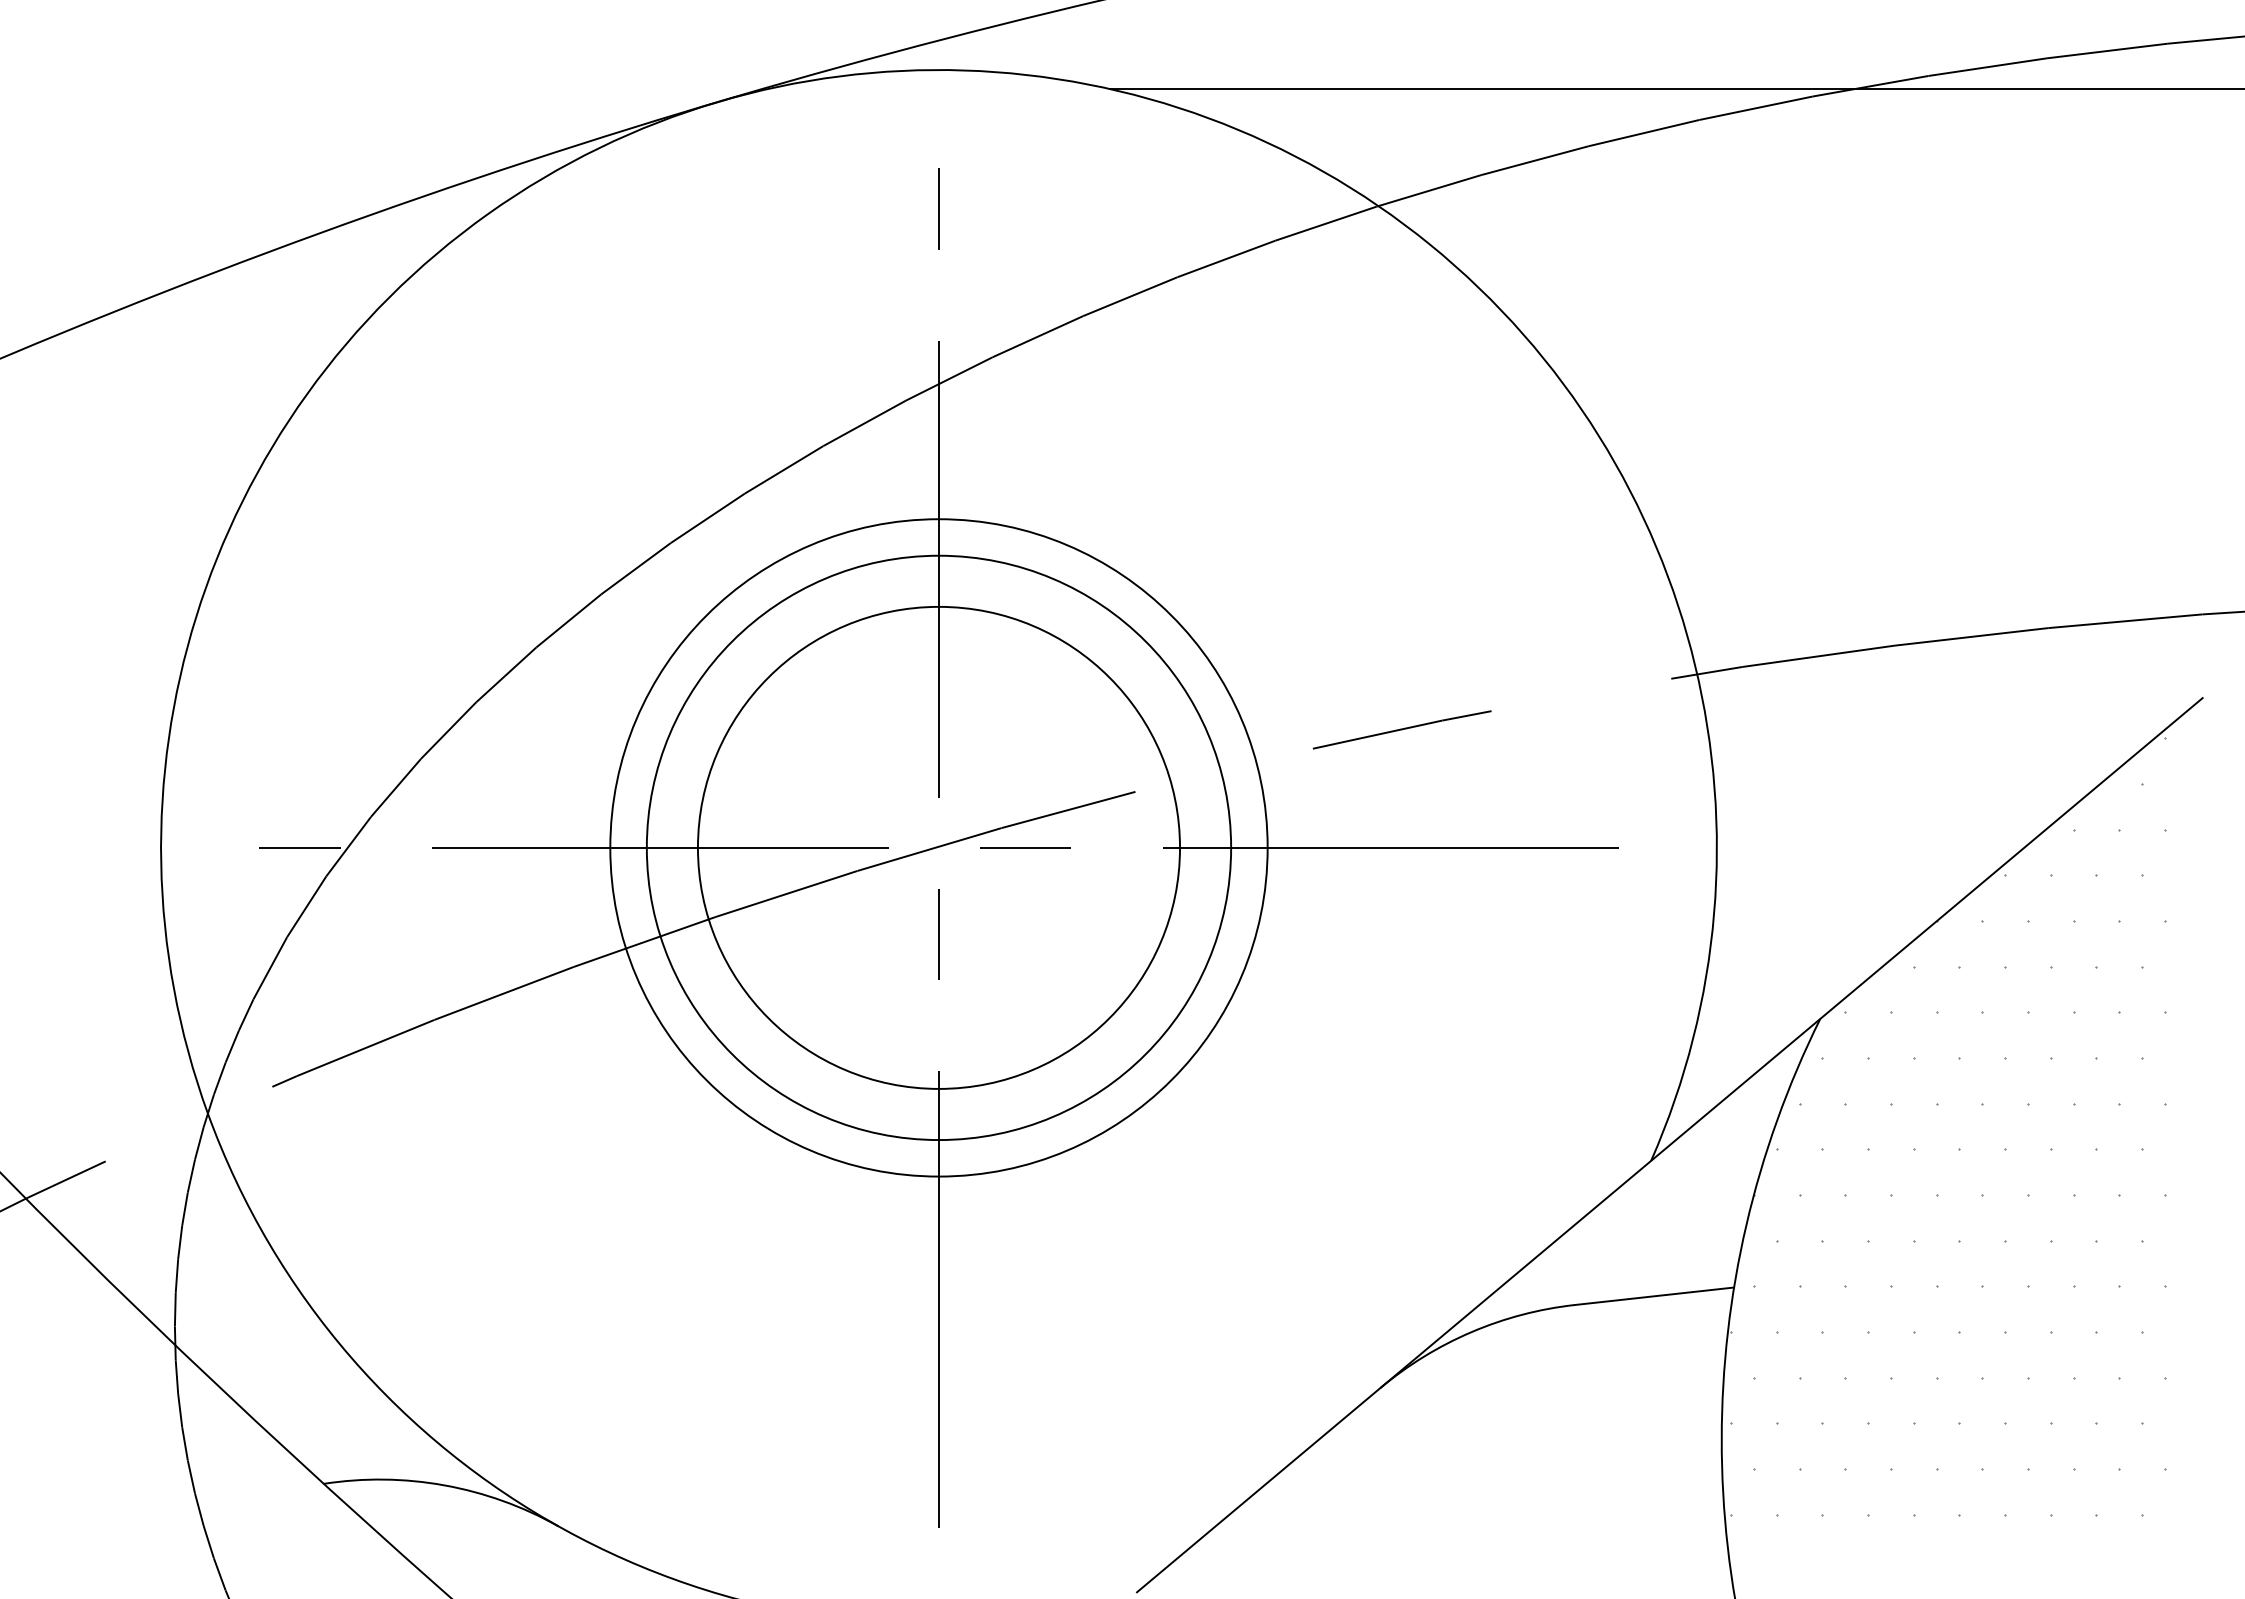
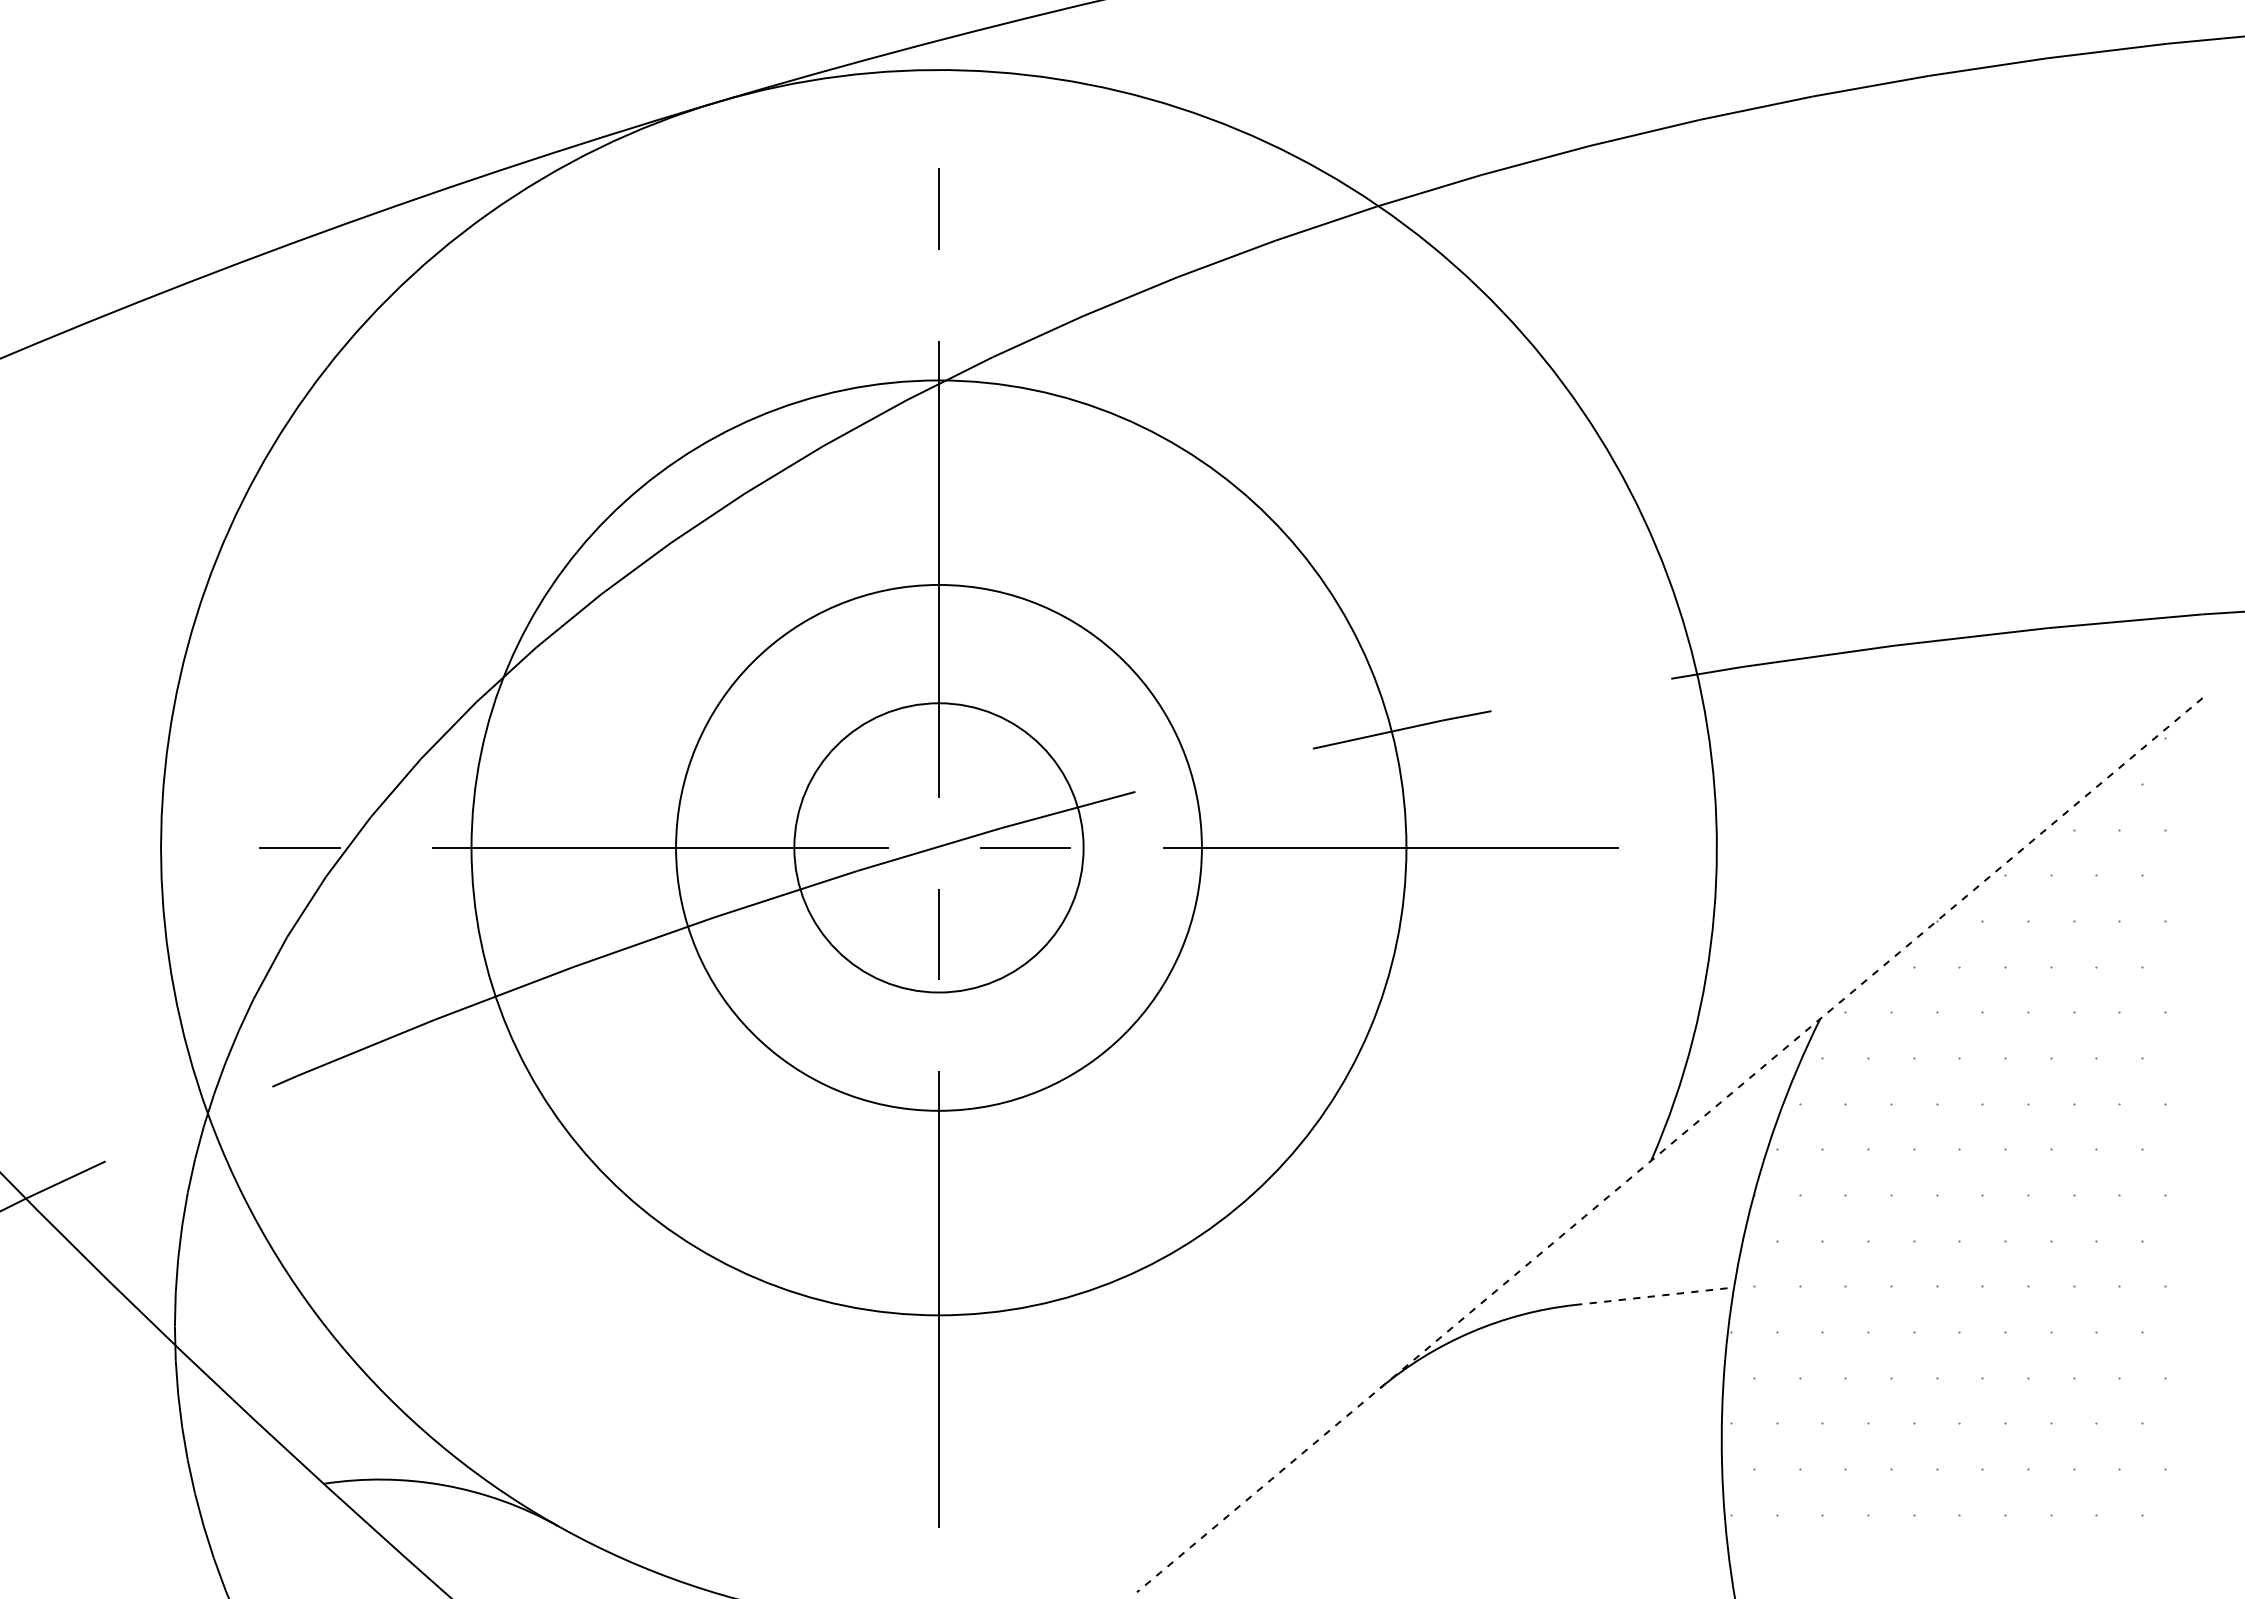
line: present -> none (1675, 88)
circle diameter: 482 px -> 289 px (938, 847)
circle diameter: 584 px -> 935 px (938, 847)
circle diameter: 657 px -> 526 px (938, 847)
line: solid -> dashed (1669, 1145)
line: solid -> dashed (1654, 1296)
